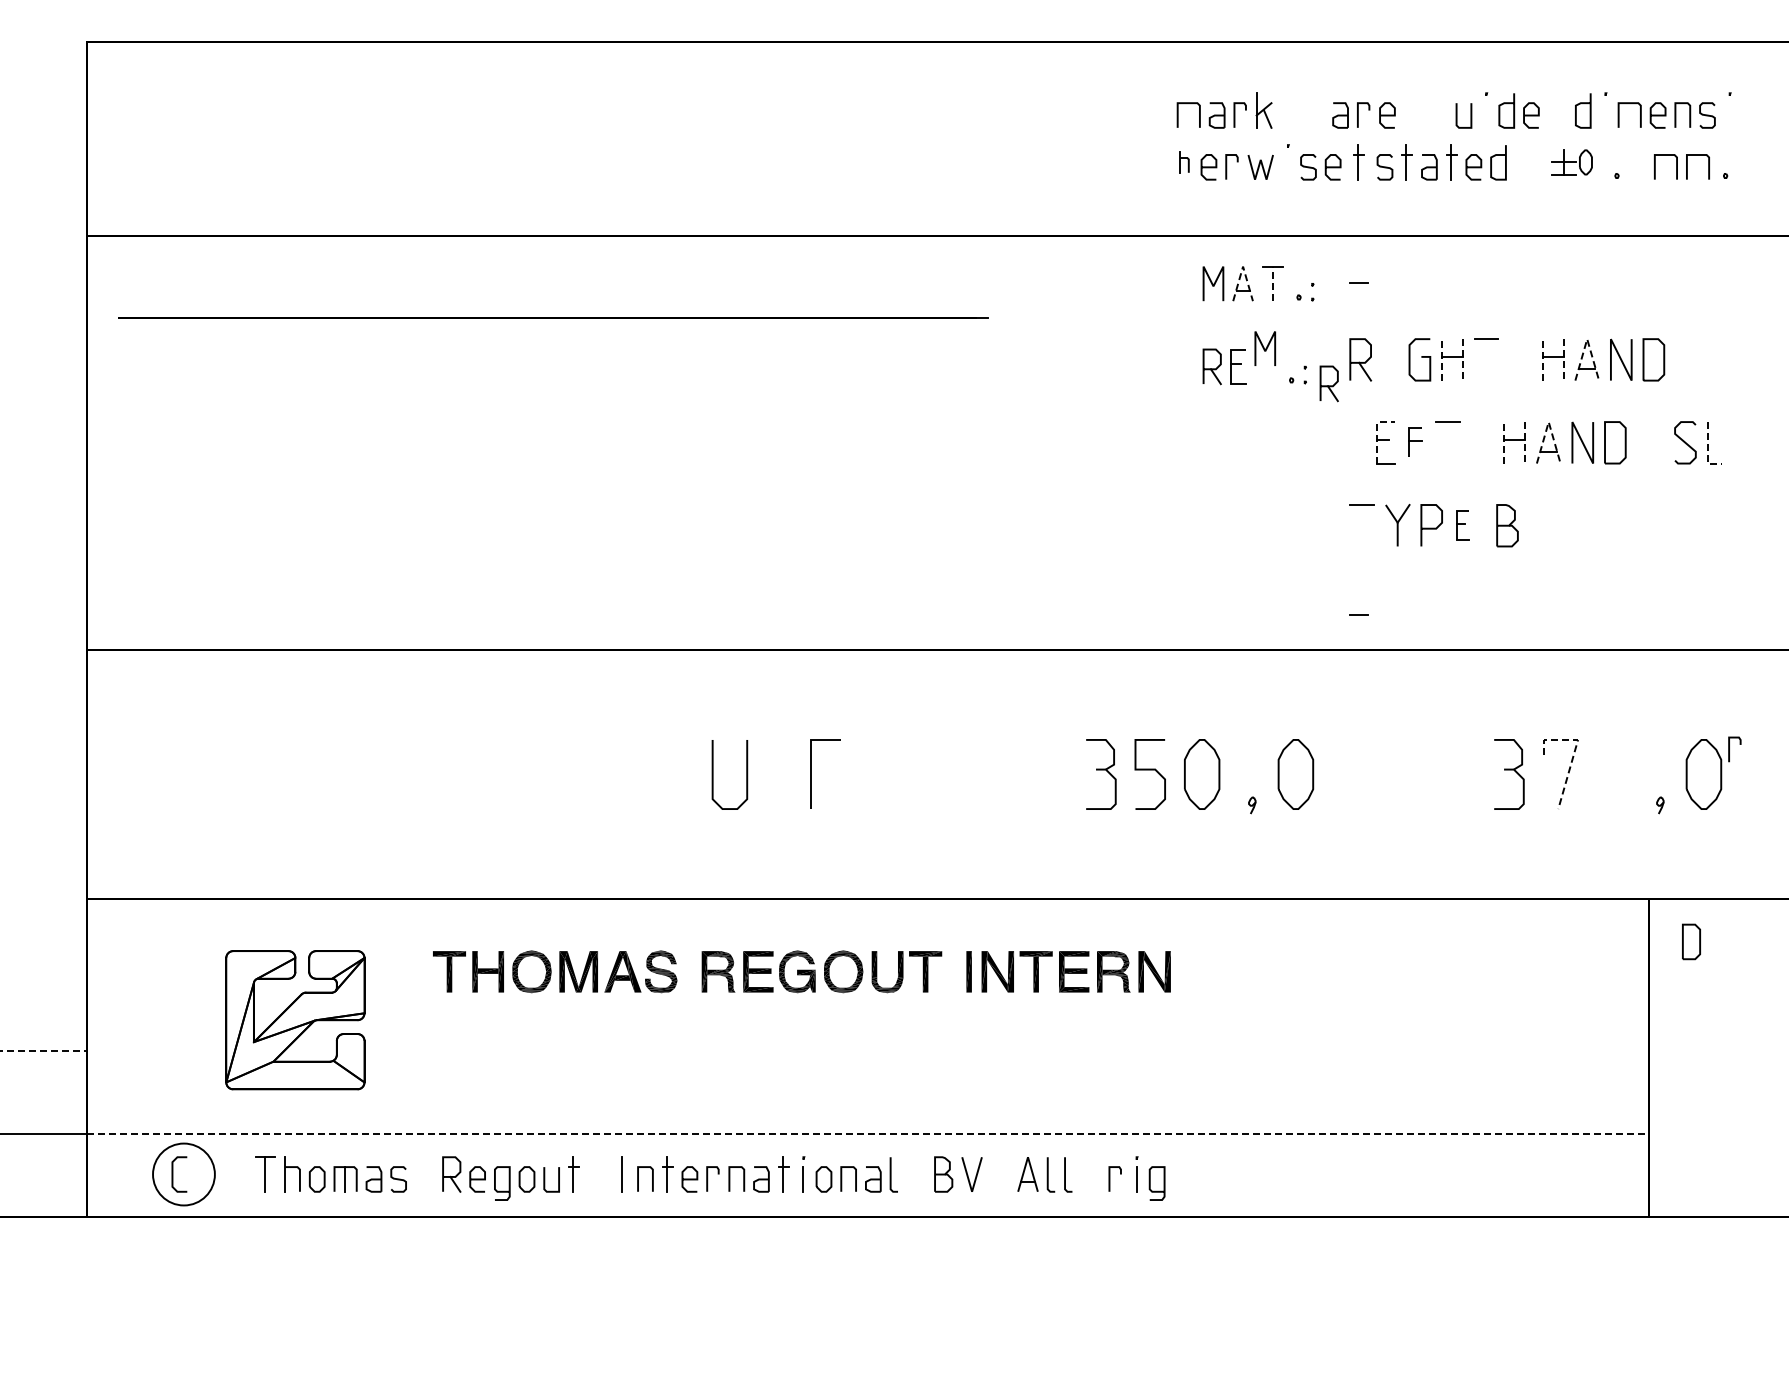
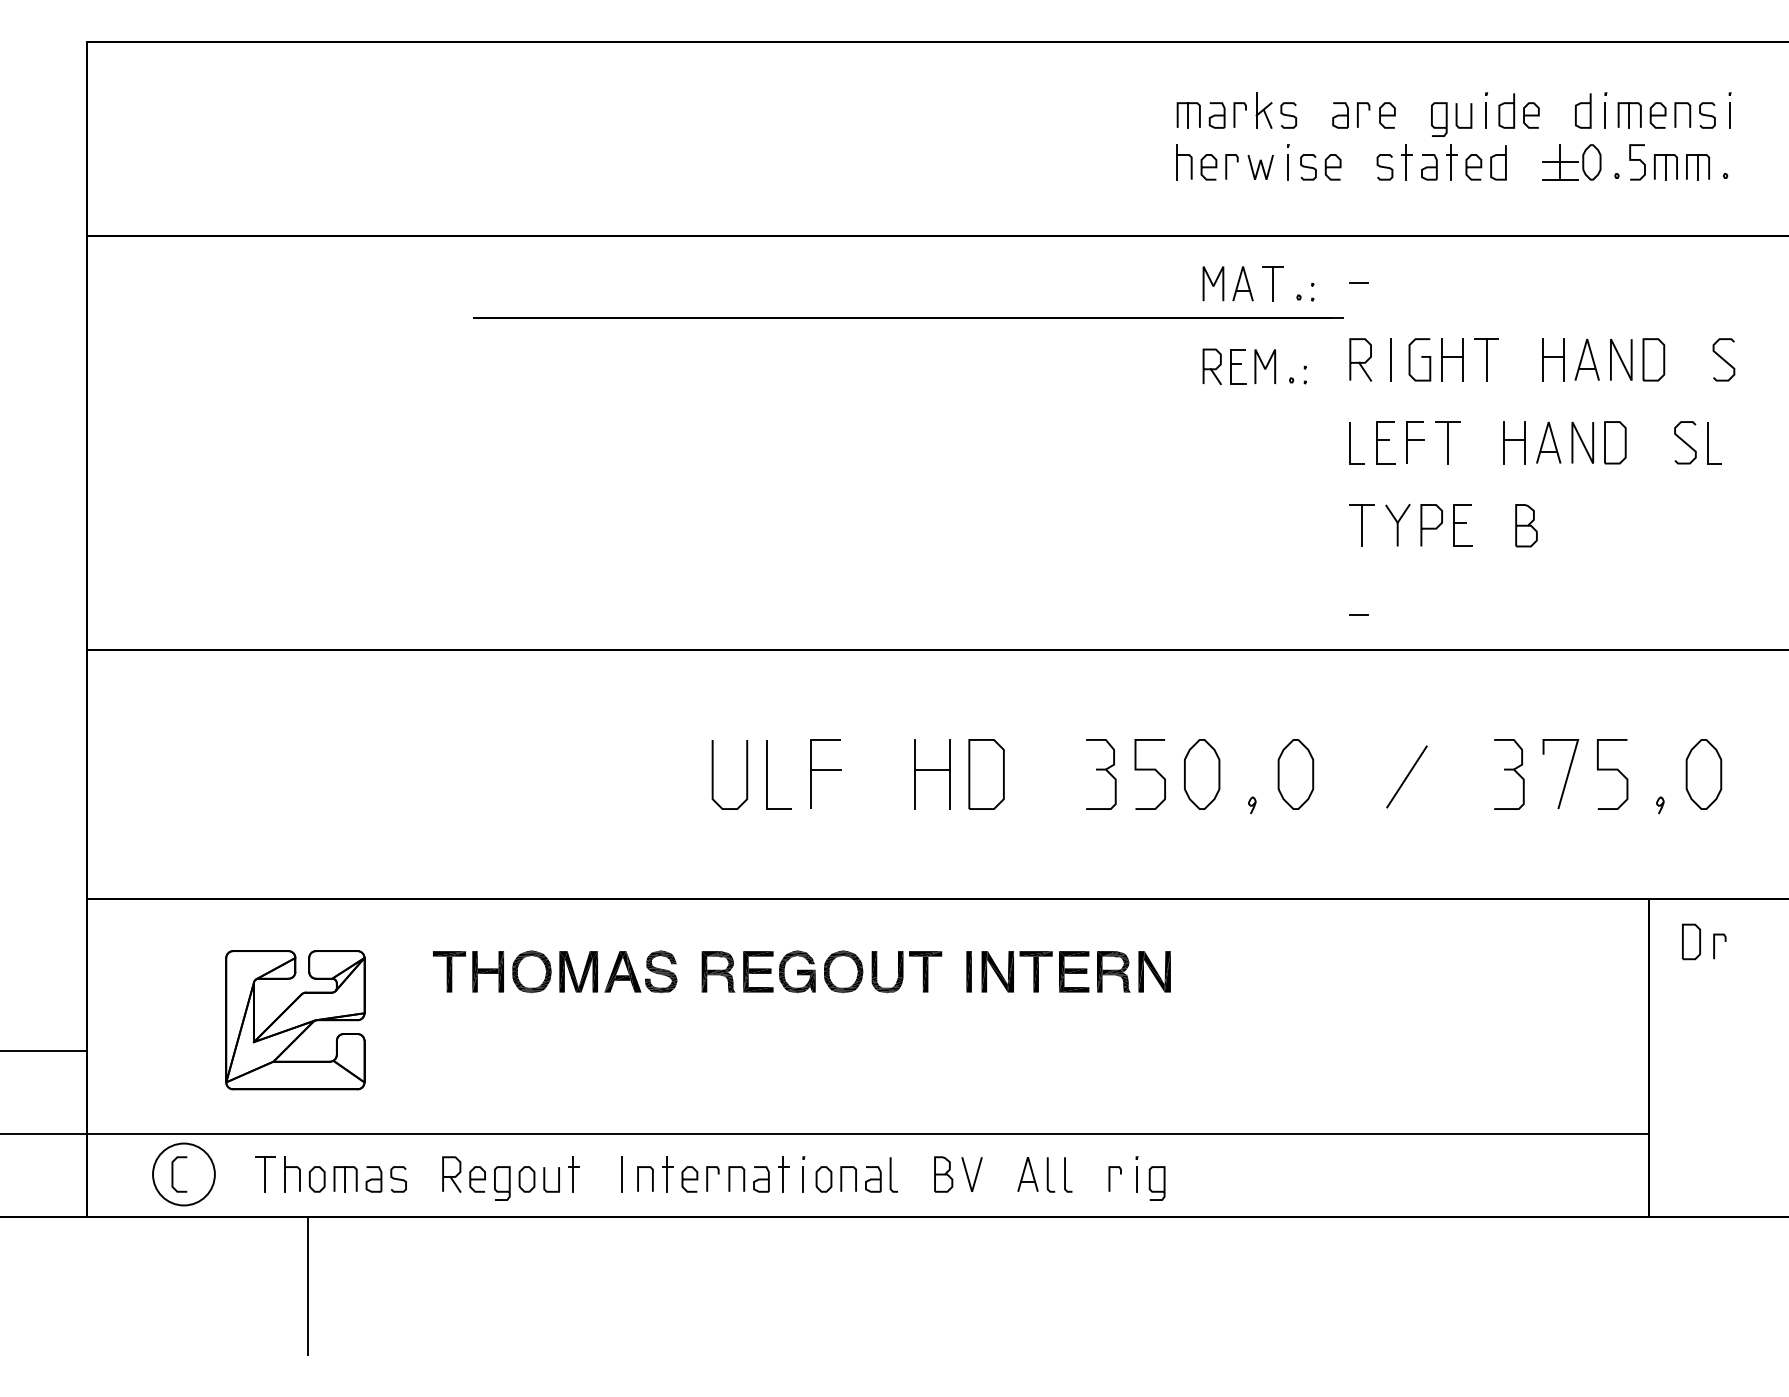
line: none -> present (1188, 115)
curve: none -> present (1288, 115)
line: none -> present (1486, 115)
line: none -> present (1605, 115)
line: none -> present (1629, 115)
line: none -> present (1729, 115)
curve: none -> present (1445, 119)
curve: none -> present (1637, 160)
part size: 11x23 px -> 17x37 px (1184, 162)
part: present -> none (1358, 162)
part size: 42x27 px -> 60x37 px (1571, 162)
line: none -> present (1287, 167)
line: none -> present (1665, 167)
line: none -> present (1697, 167)
line: dashed -> solid (1243, 266)
line: dashed -> solid (1272, 283)
line position: (553, 317) -> (908, 317) (908, 317)
line: dashed -> solid (1587, 339)
line position: (1265, 348) -> (1265, 366) (1265, 366)
line: none -> present (1390, 359)
line: dashed -> solid (1442, 359)
line: dashed -> solid (1462, 359)
line: none -> present (1486, 359)
line: dashed -> solid (1542, 359)
line: dashed -> solid (1563, 359)
curve: none -> present (1723, 359)
part: present -> none (1328, 383)
line: dashed -> solid (1548, 422)
line: dashed -> solid (1376, 432)
part size: 15x30 px -> 19x43 px (1415, 442)
line: none -> present (1448, 442)
line: dashed -> solid (1504, 442)
line: dashed -> solid (1525, 442)
line: none -> present (1350, 443)
line: dashed -> solid (1707, 450)
line: none -> present (1362, 525)
part size: 14x31 px -> 20x43 px (1462, 525)
part position: (1507, 525) -> (1526, 525) (1526, 525)
line: dashed -> solid (1575, 749)
line position: (1729, 749) -> (1714, 946) (1714, 946)
line: none -> present (825, 769)
curve: none -> present (1612, 770)
line: none -> present (767, 774)
part: none -> present (932, 774)
part: none -> present (986, 774)
line: none -> present (1406, 776)
line: dashed -> solid (43, 1050)
line: dashed -> solid (867, 1133)
line: none -> present (308, 1285)
